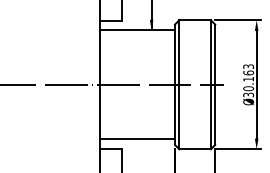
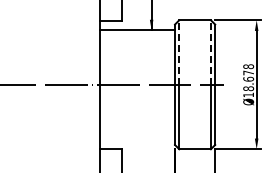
line: solid -> dashed (179, 52)
line: solid -> dashed (210, 52)
text: 30.163 -> 18.678 (248, 80)
line: present -> none (137, 139)
